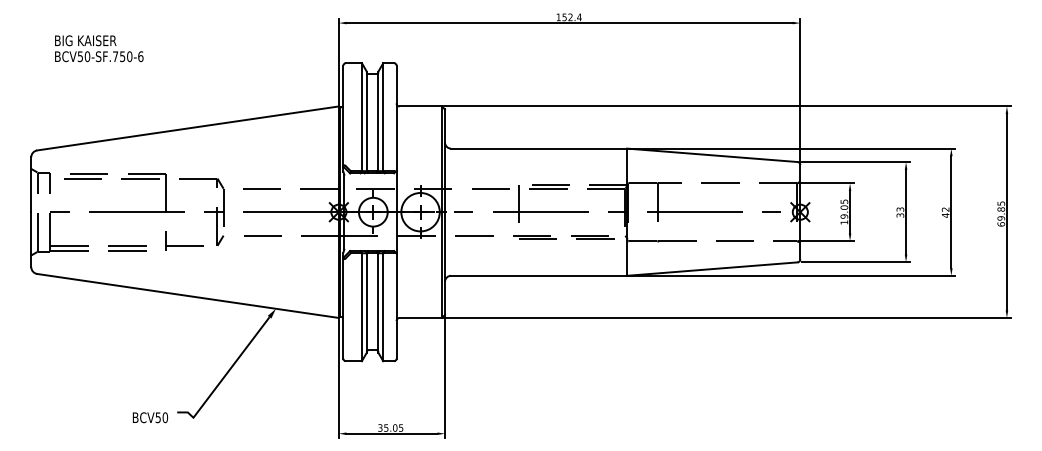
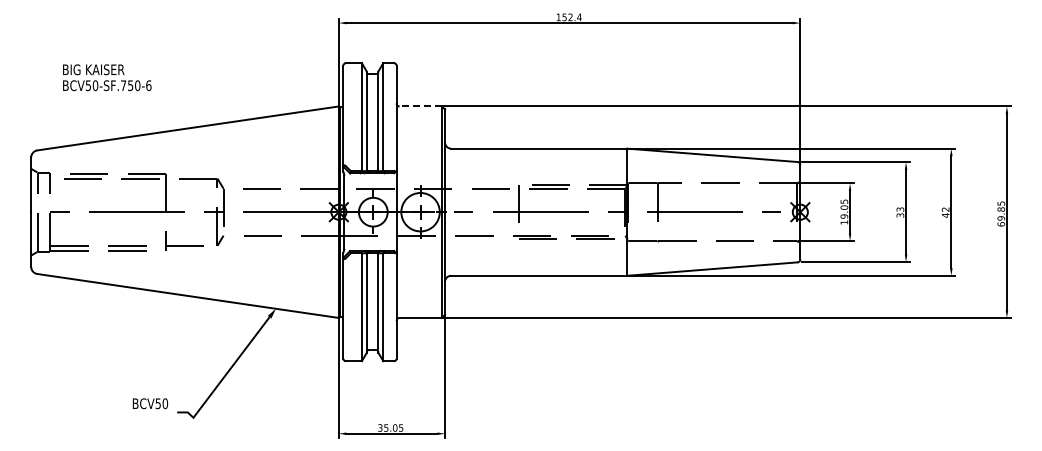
text position: (99, 48) -> (107, 77) (107, 77)
line: solid -> dashed (420, 106)
text position: (150, 417) -> (150, 403) (150, 403)
